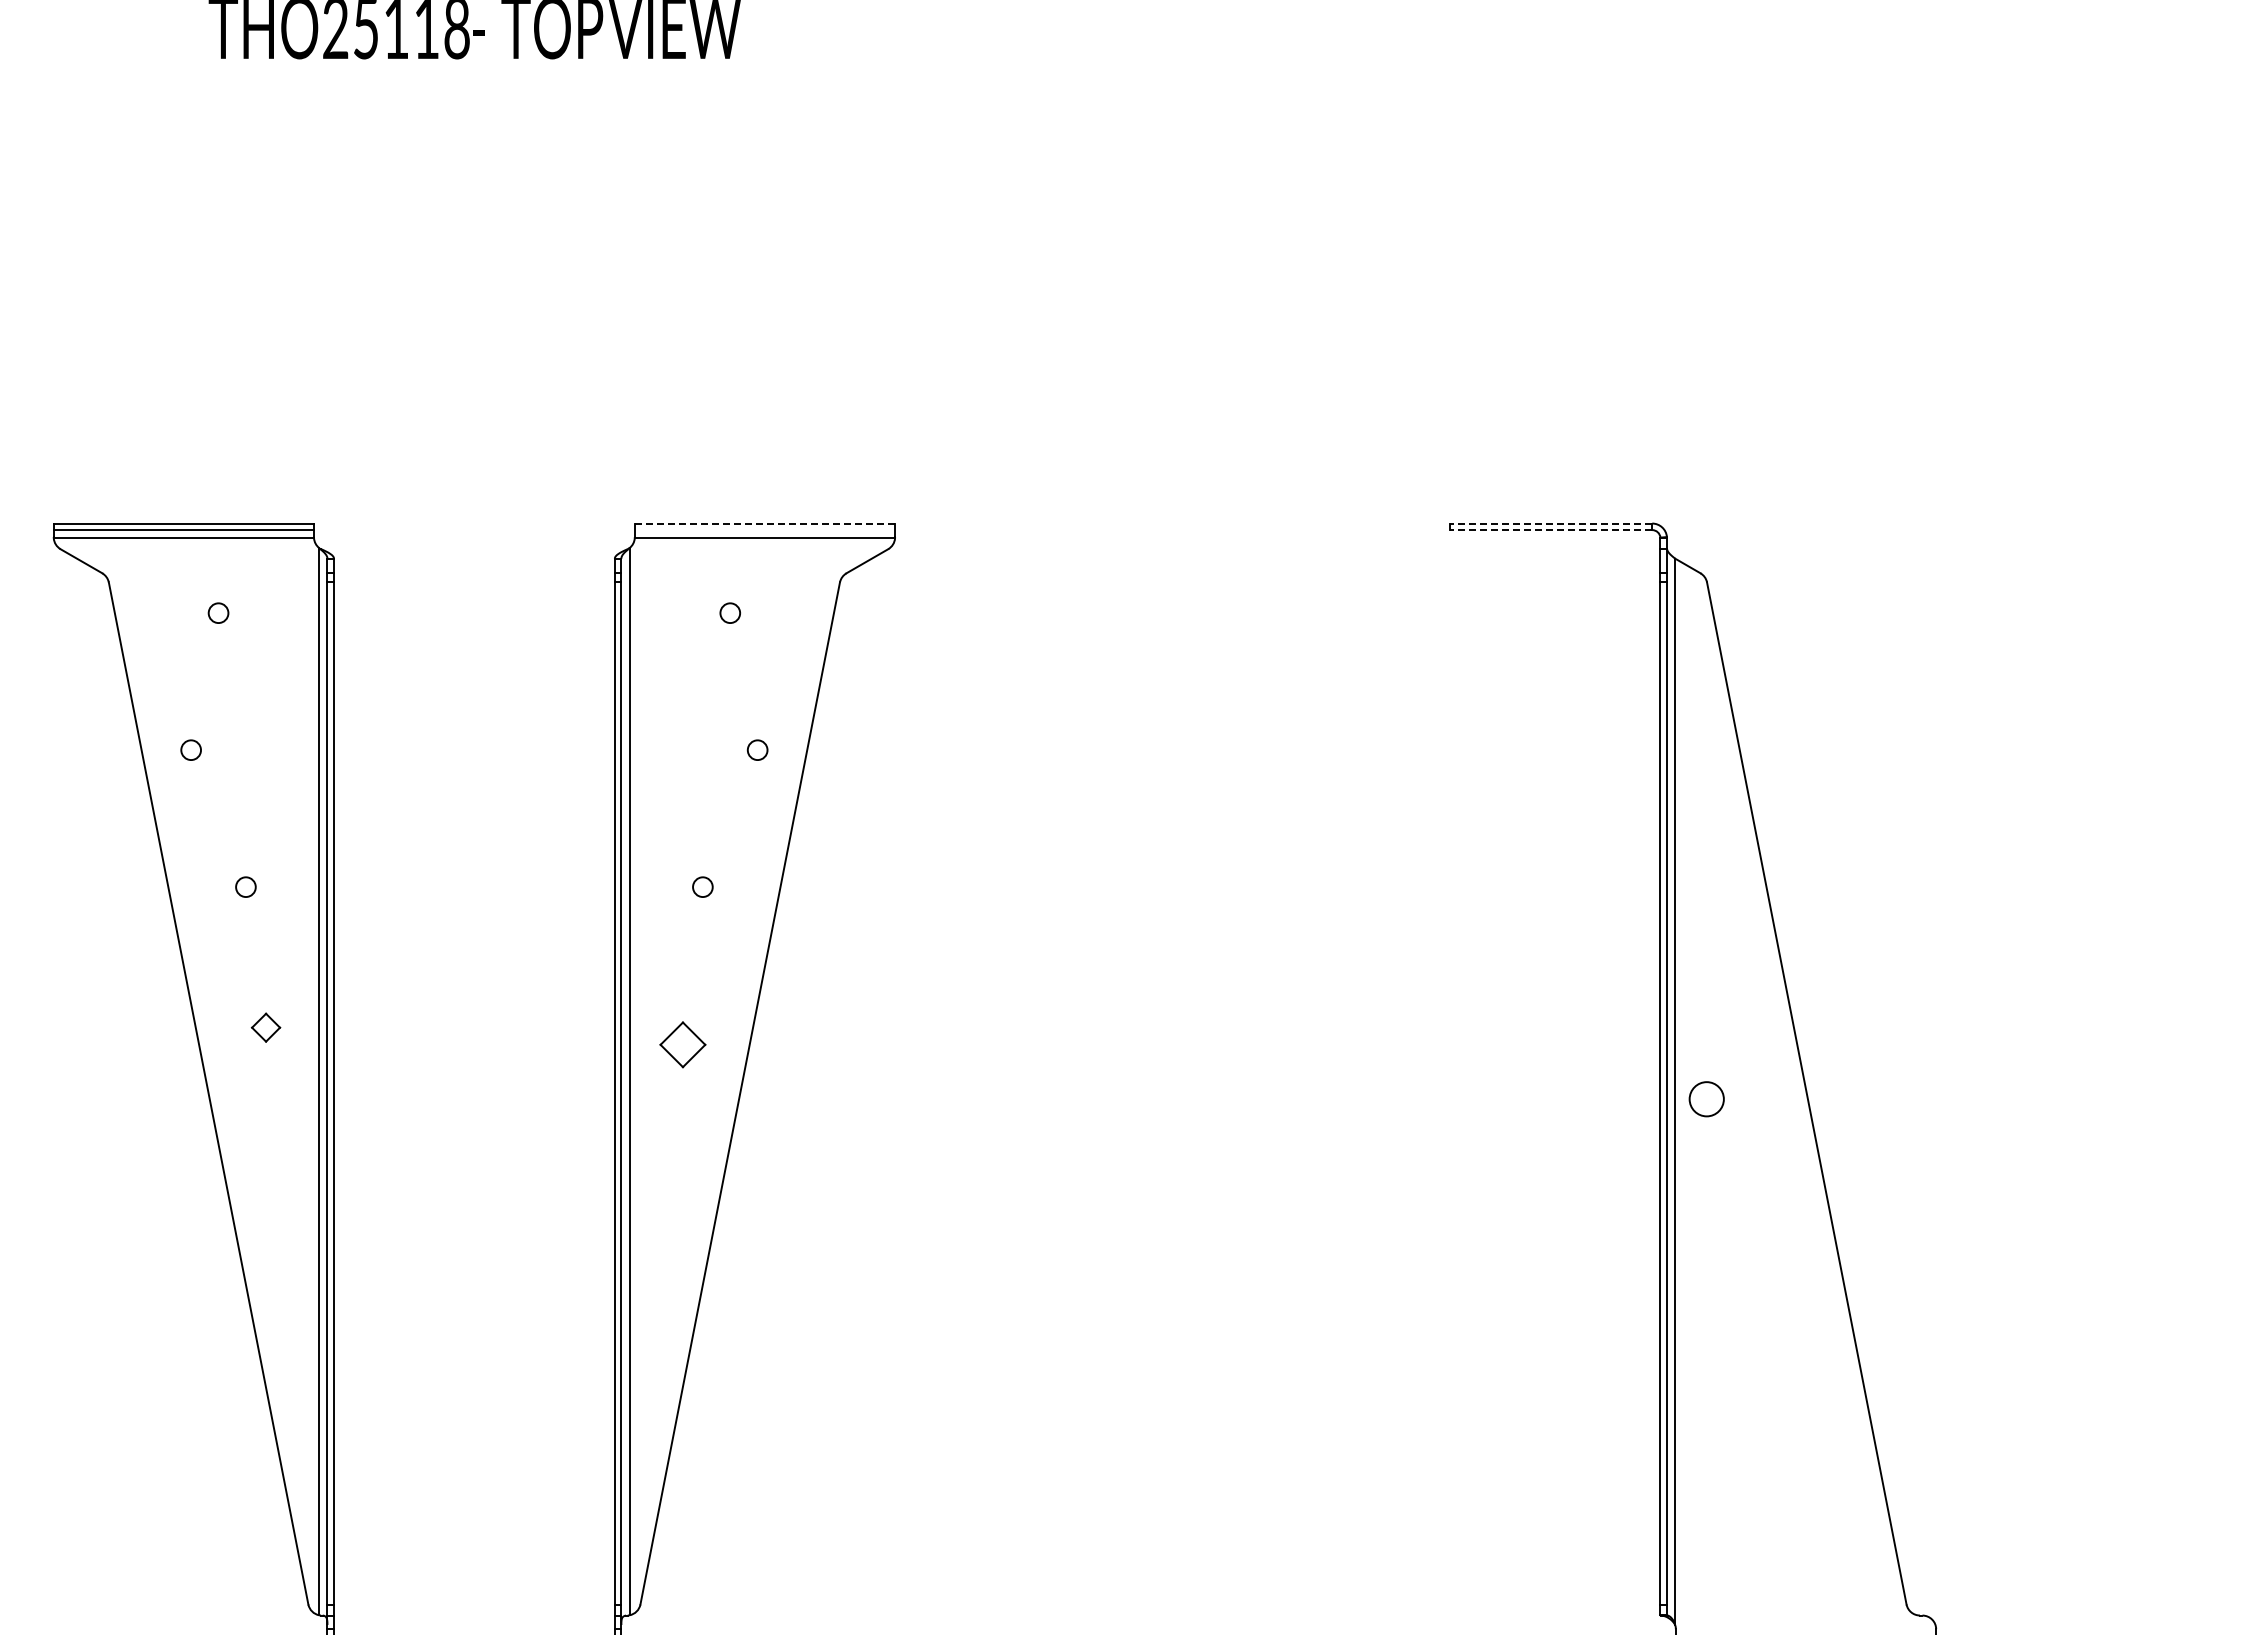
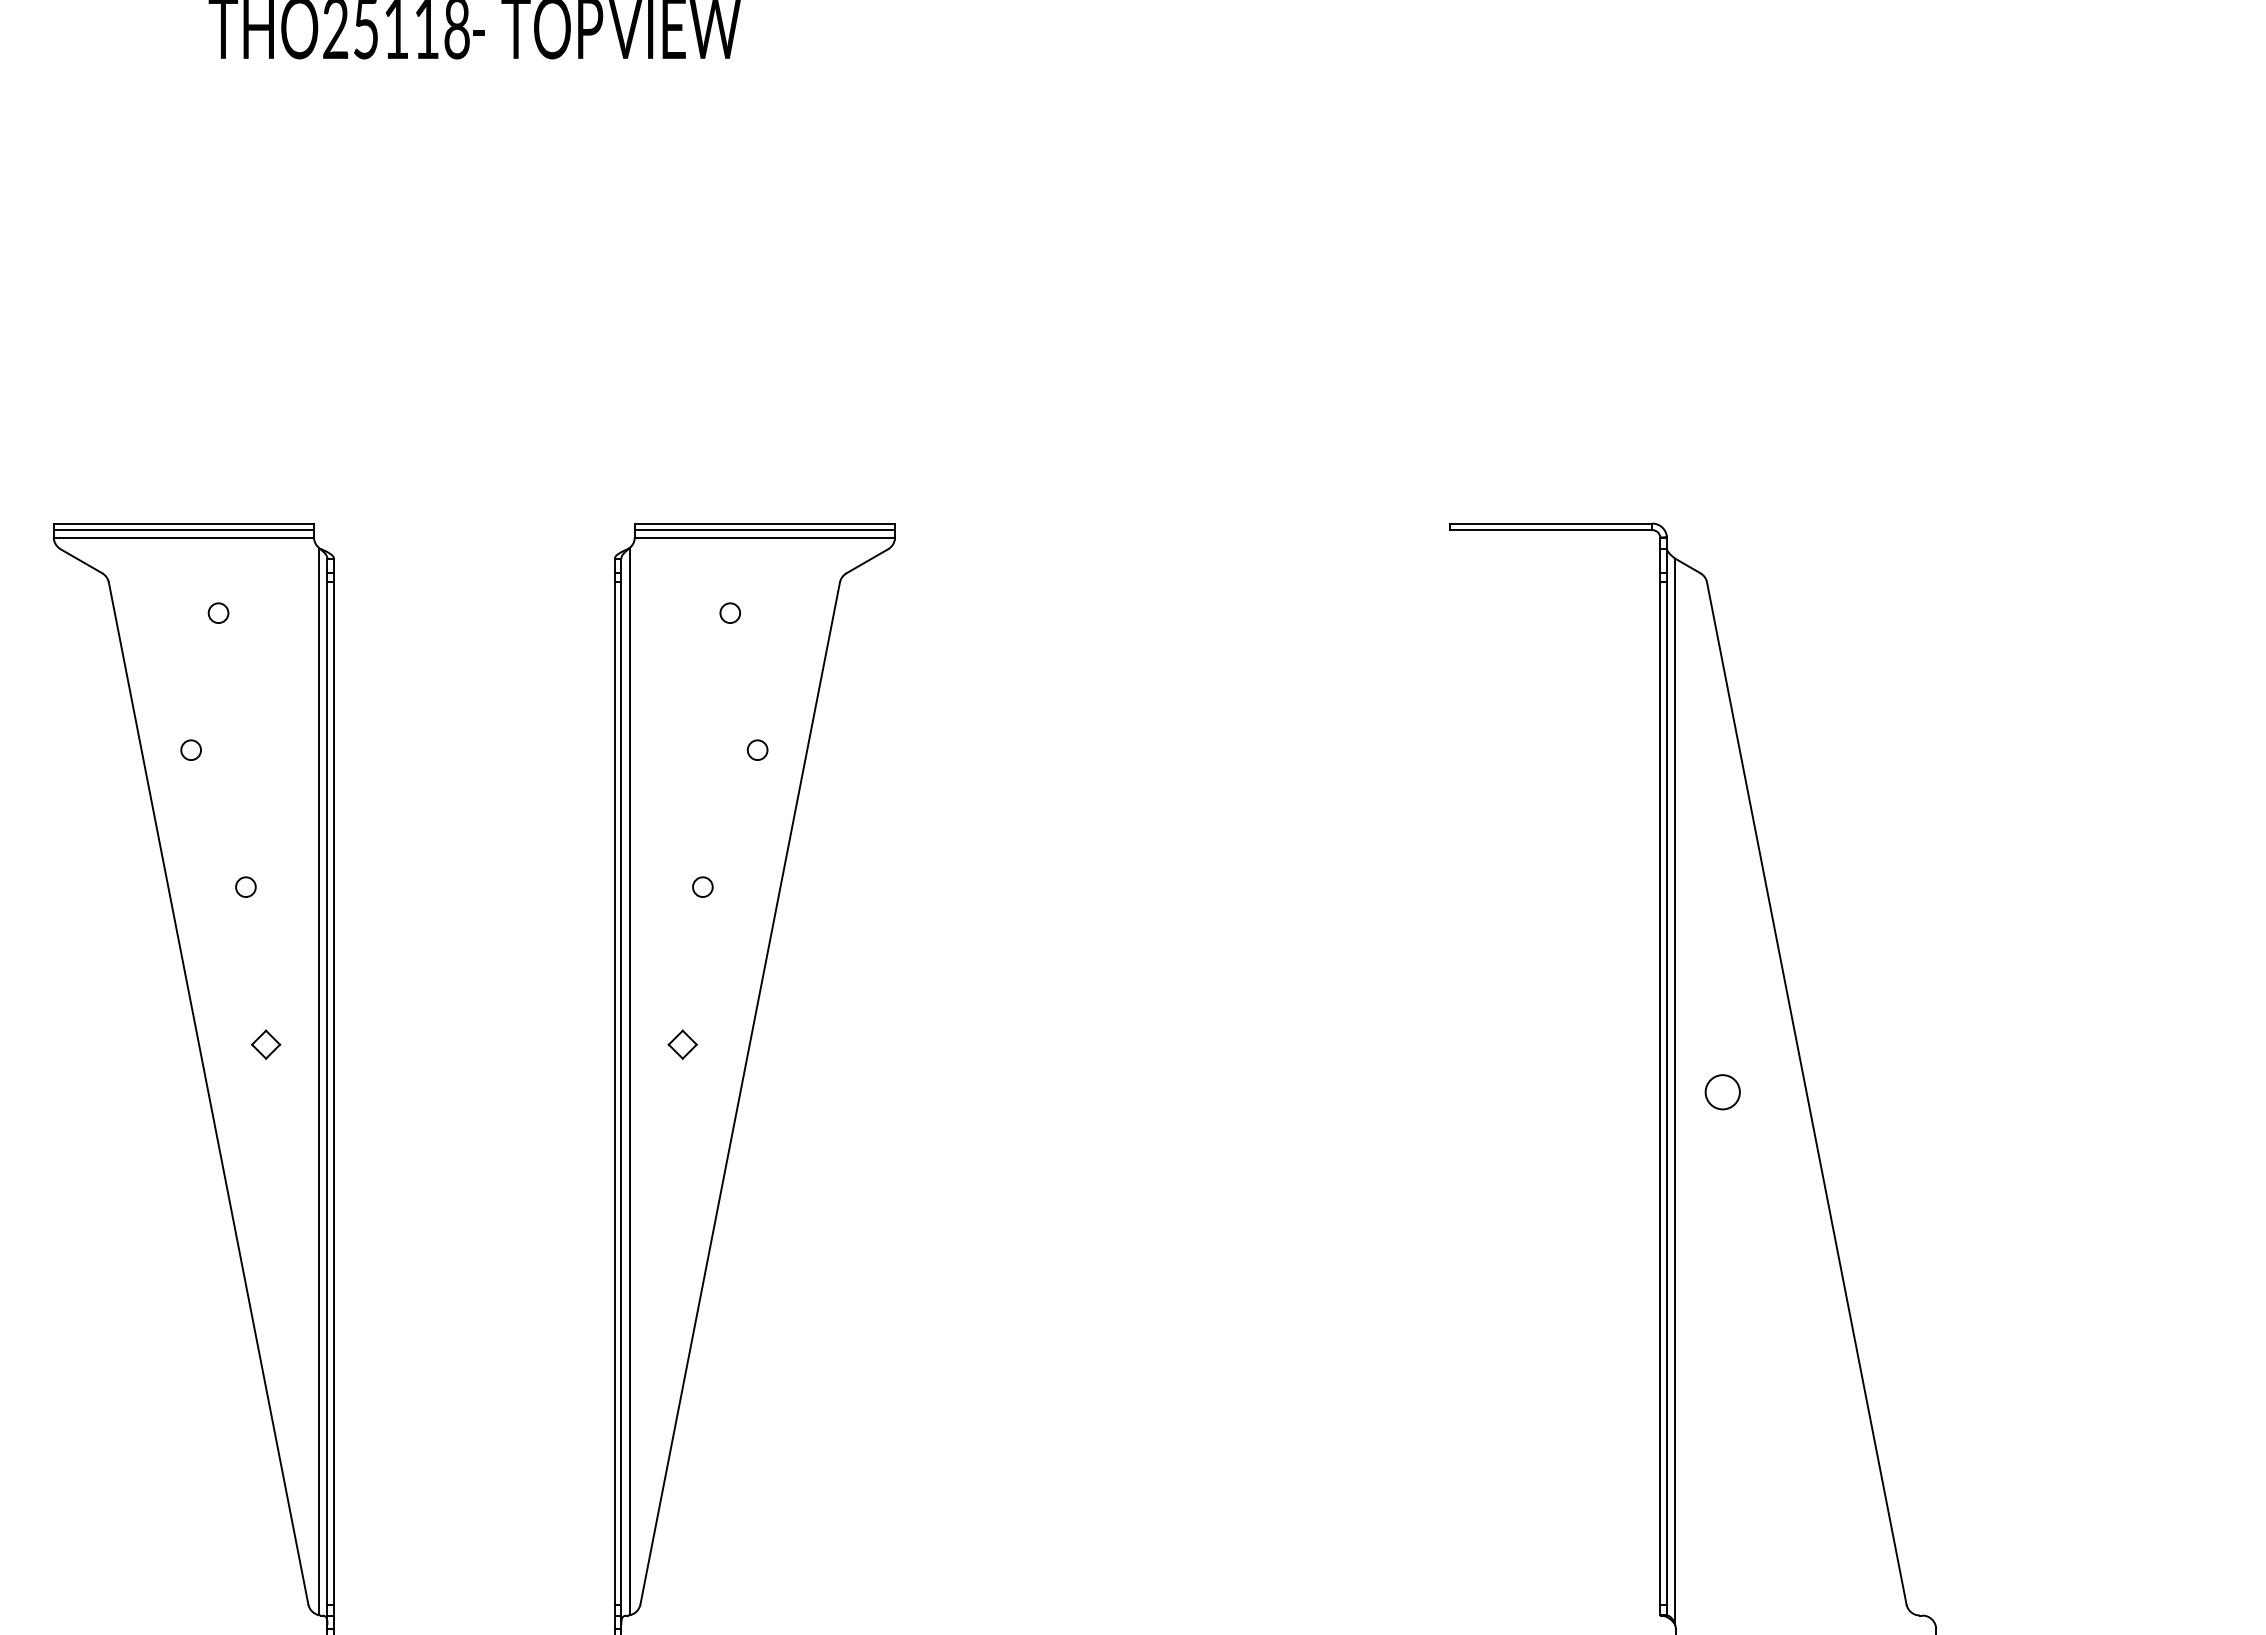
line: dashed -> solid (765, 523)
line: dashed -> solid (1550, 523)
line: none -> present (764, 530)
line: dashed -> solid (1550, 530)
part position: (265, 1027) -> (265, 1044) (265, 1044)
part size: 48x48 px -> 31x31 px (682, 1044)
circle position: (1706, 1099) -> (1722, 1092) (1722, 1092)
